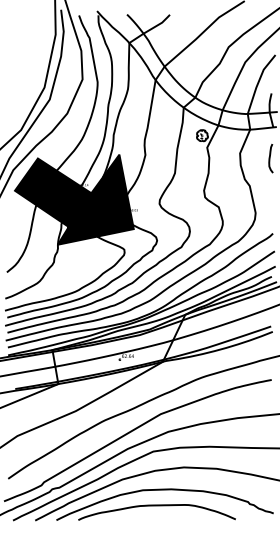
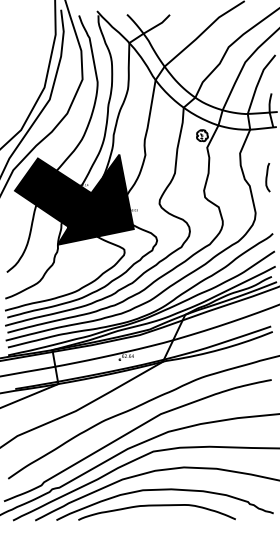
curve position: (270, 158) -> (267, 177) (267, 177)
